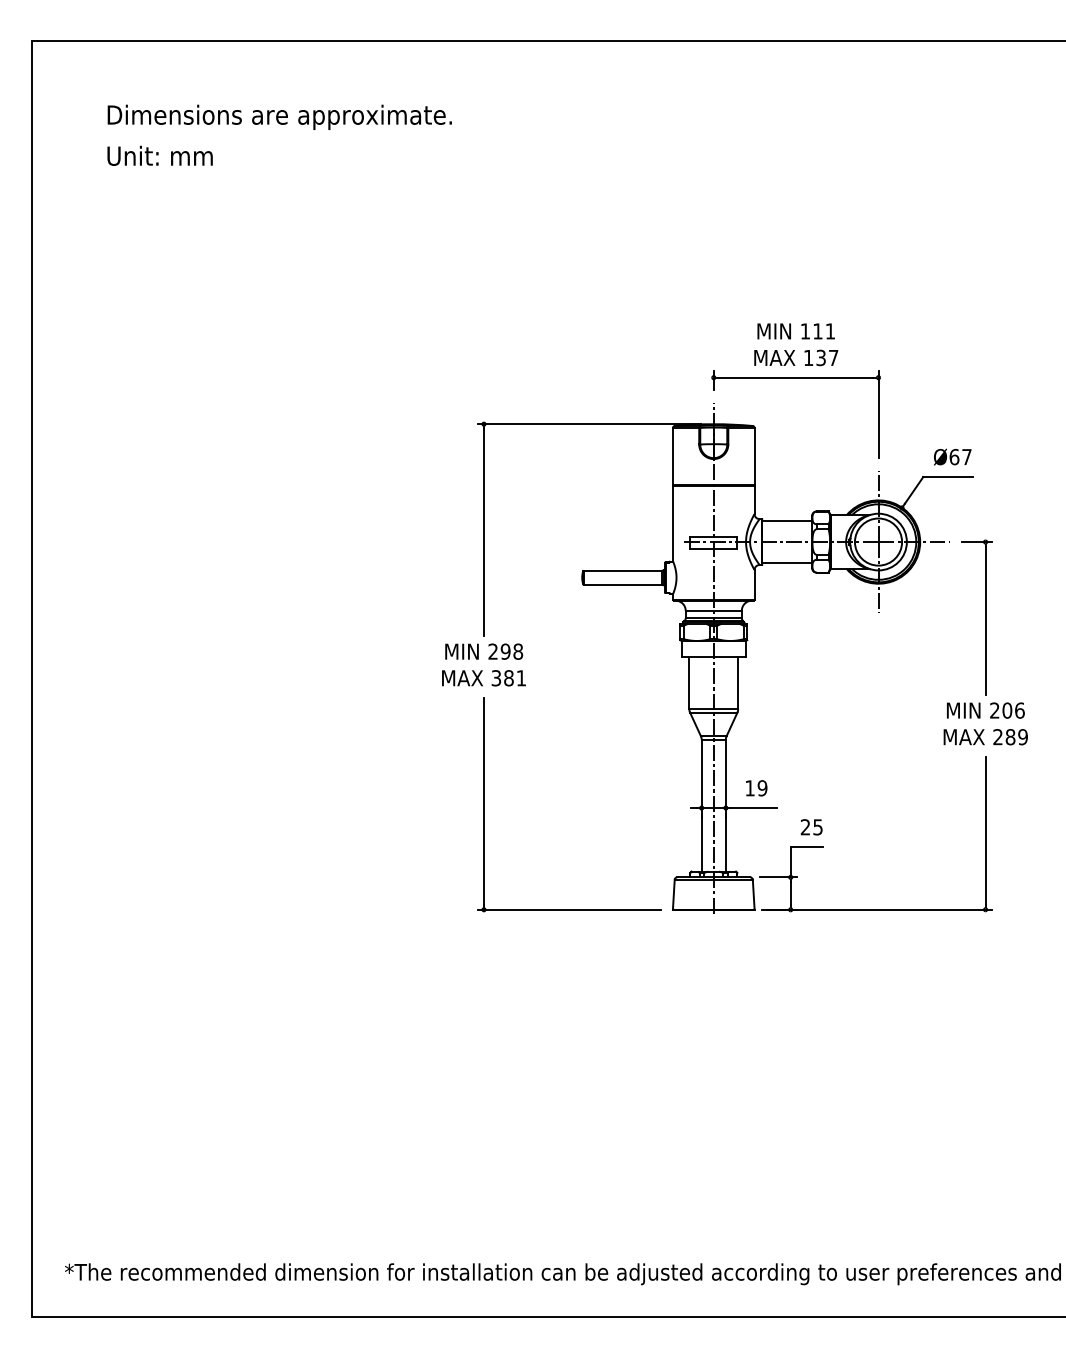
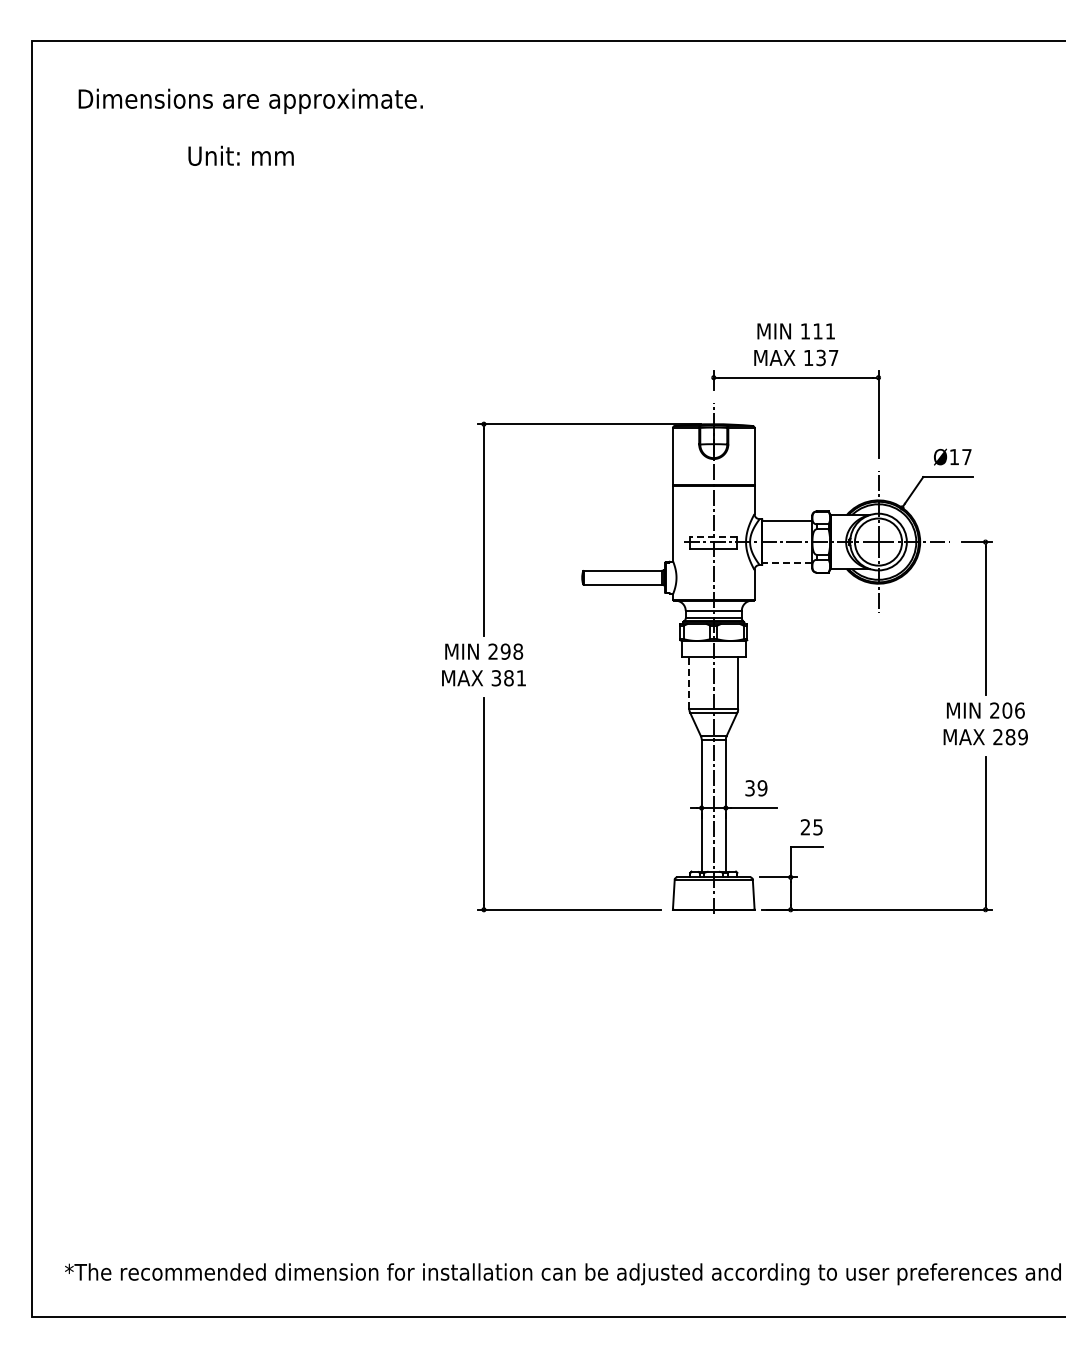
text position: (279, 116) -> (250, 100) (250, 100)
text position: (159, 155) -> (240, 155) (240, 155)
text: Ø67 -> Ø17 (954, 456)
line: solid -> dashed (713, 536)
line: solid -> dashed (787, 563)
line: solid -> dashed (689, 682)
text: 19 -> 39 (749, 788)
